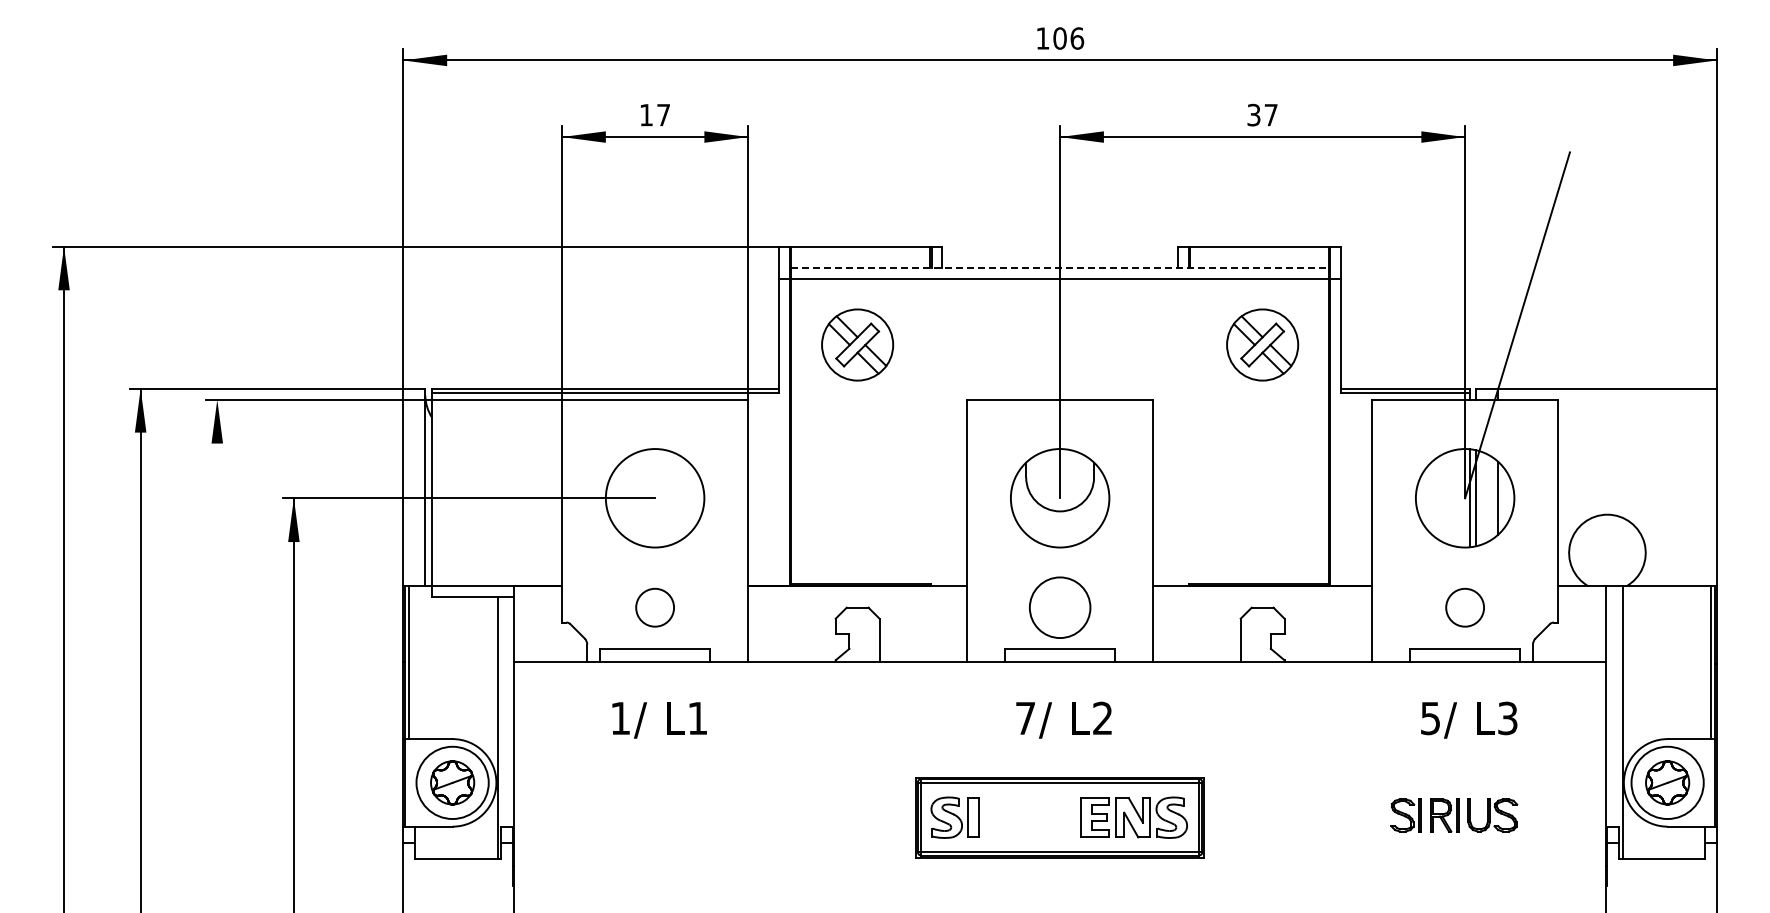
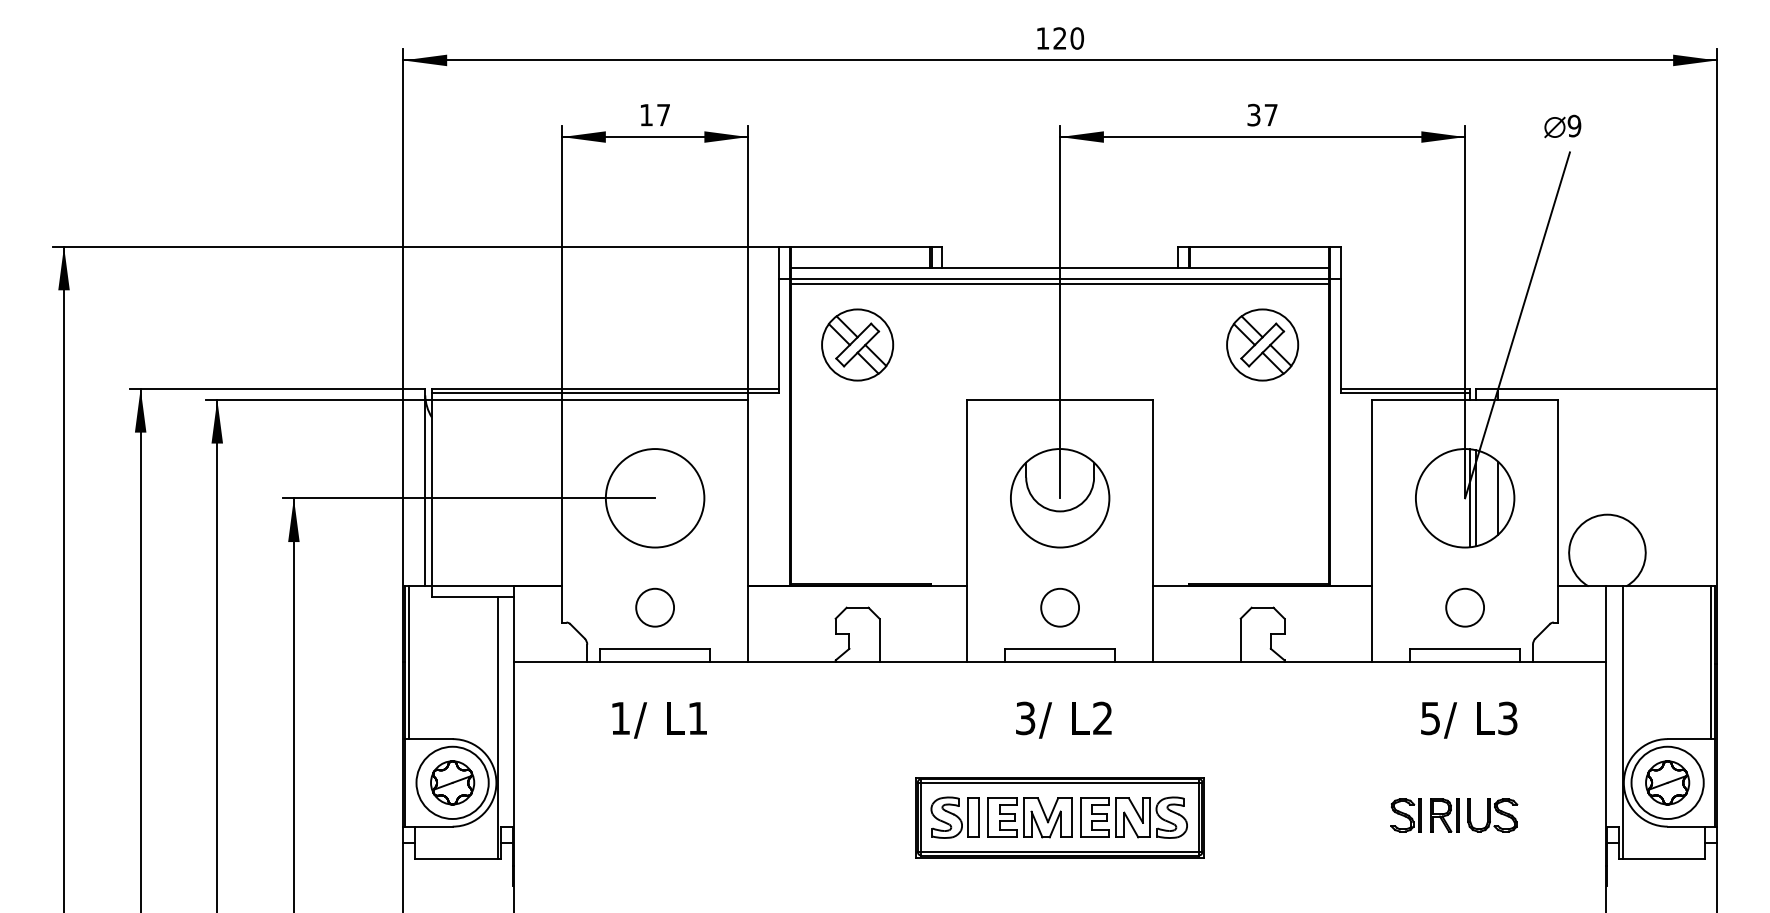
text: 106 -> 120 (1068, 38)
part: none -> present (1562, 126)
line: dashed -> solid (1060, 268)
line: none -> present (1059, 283)
circle diameter: 61 px -> 38 px (1060, 607)
line: none -> present (217, 654)
text: 7 -> 3 (1025, 718)
part: none -> present (1029, 817)
